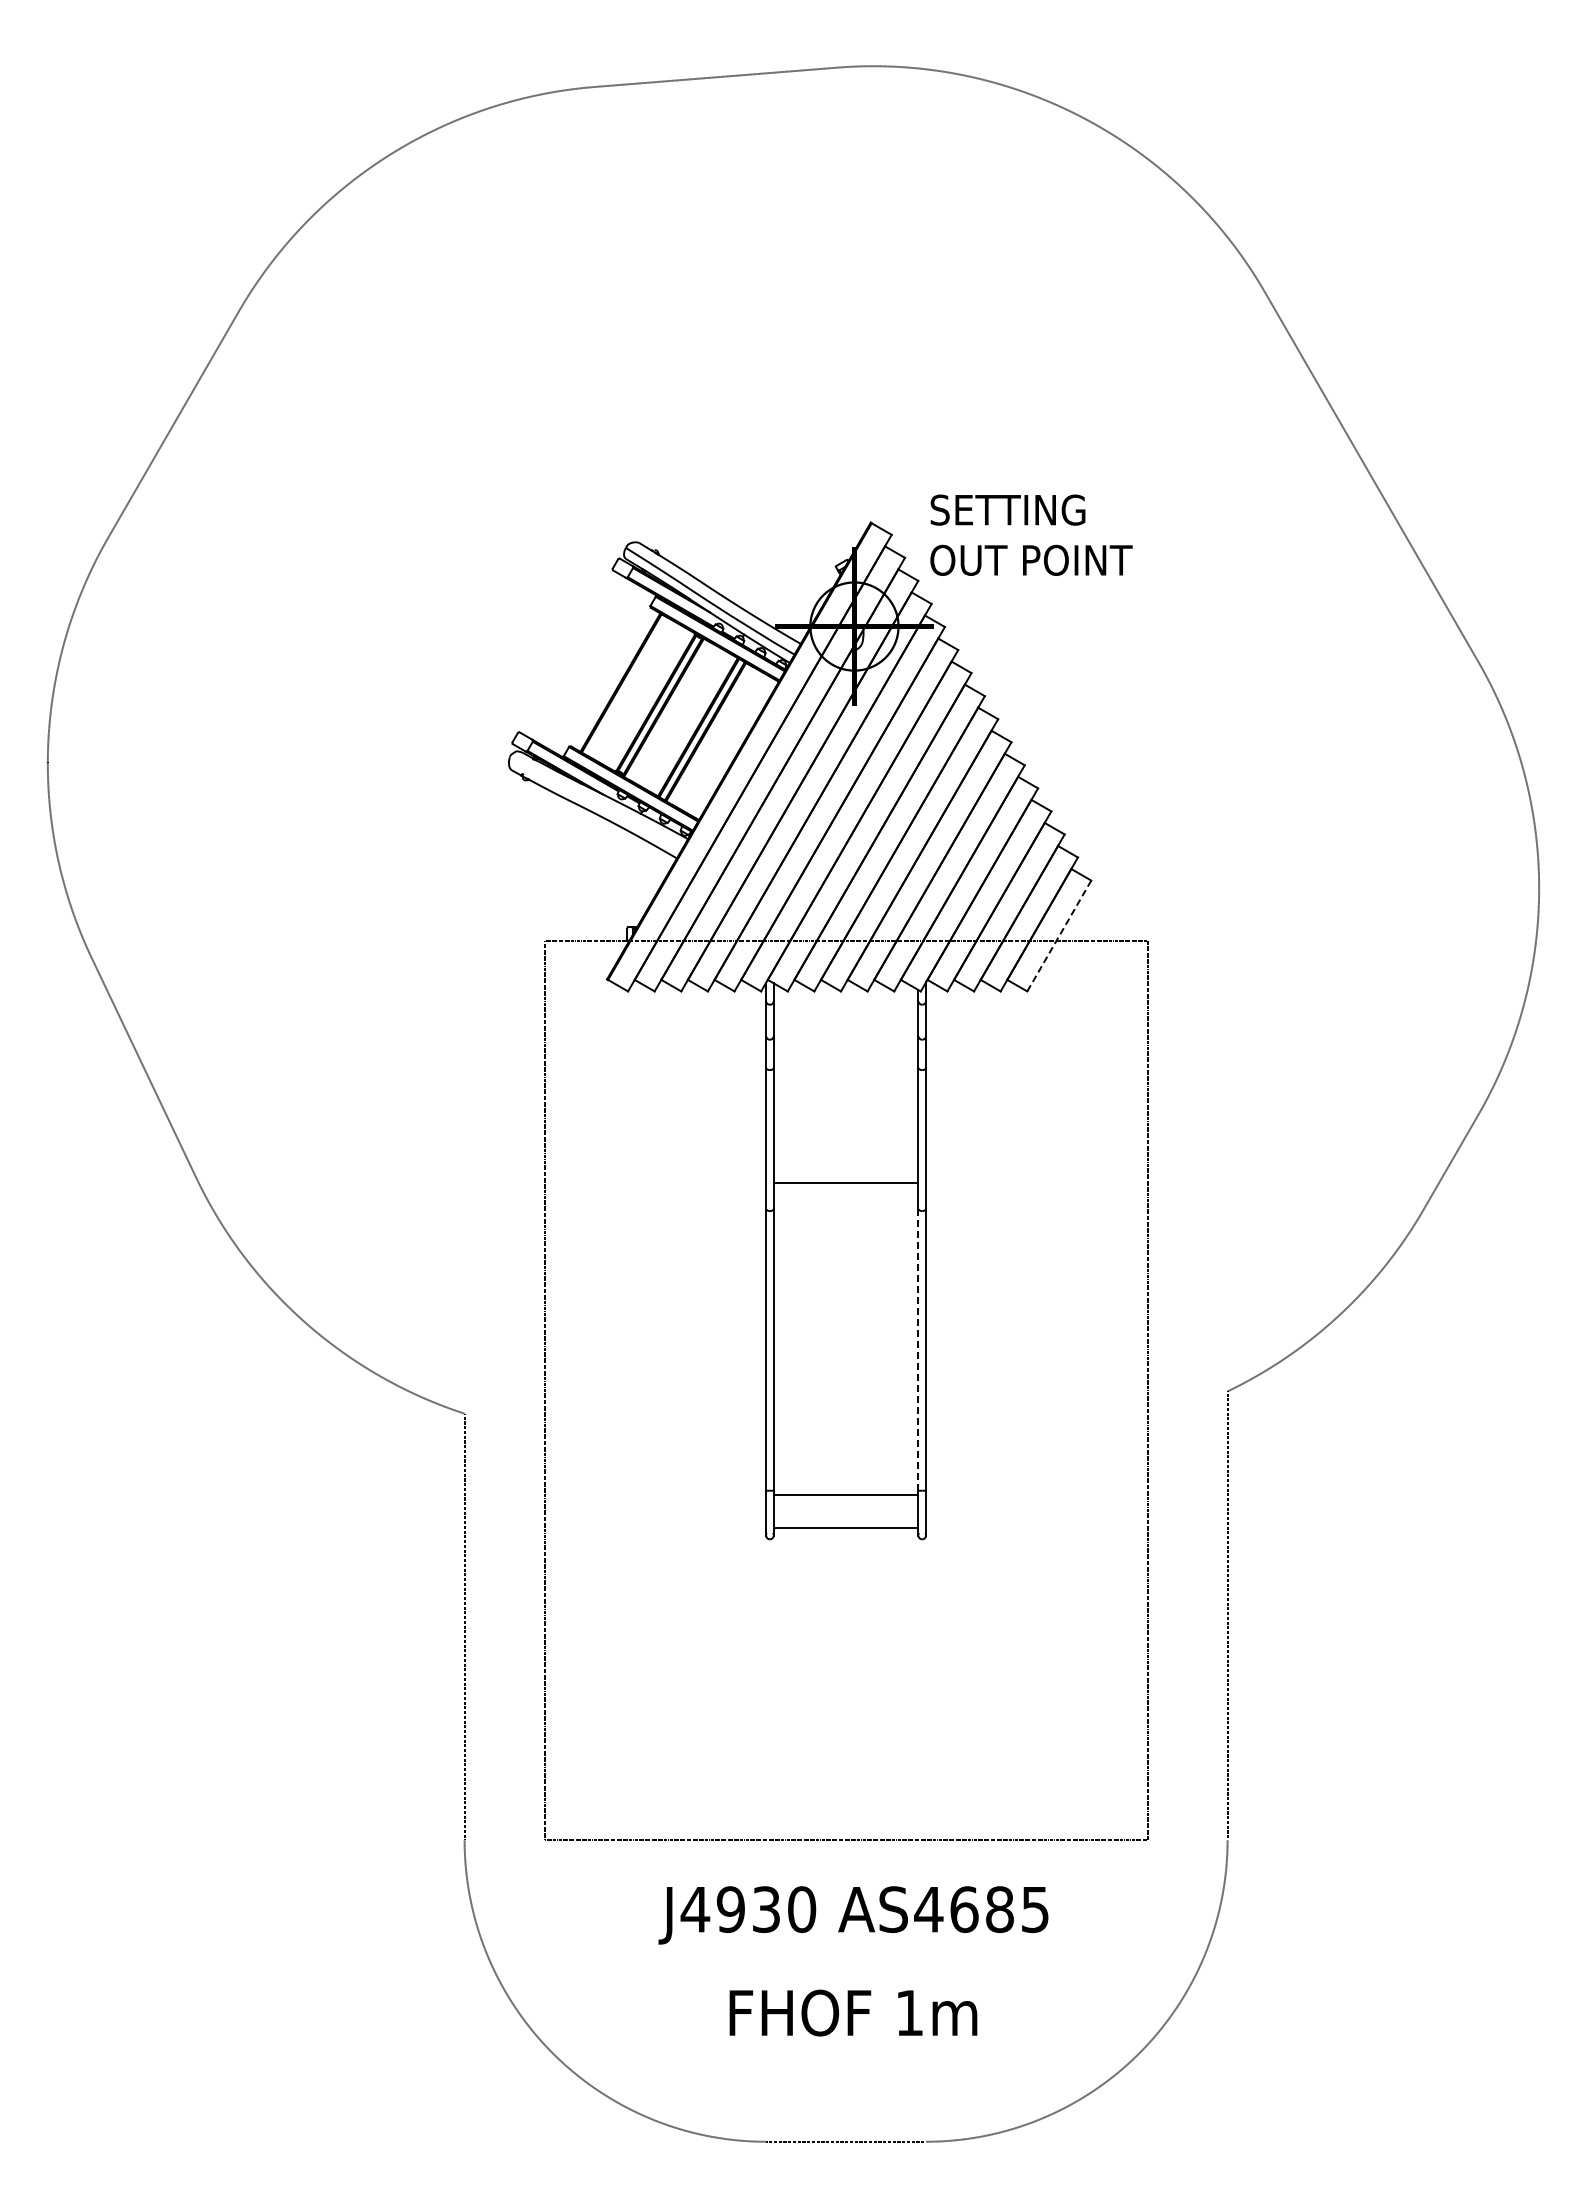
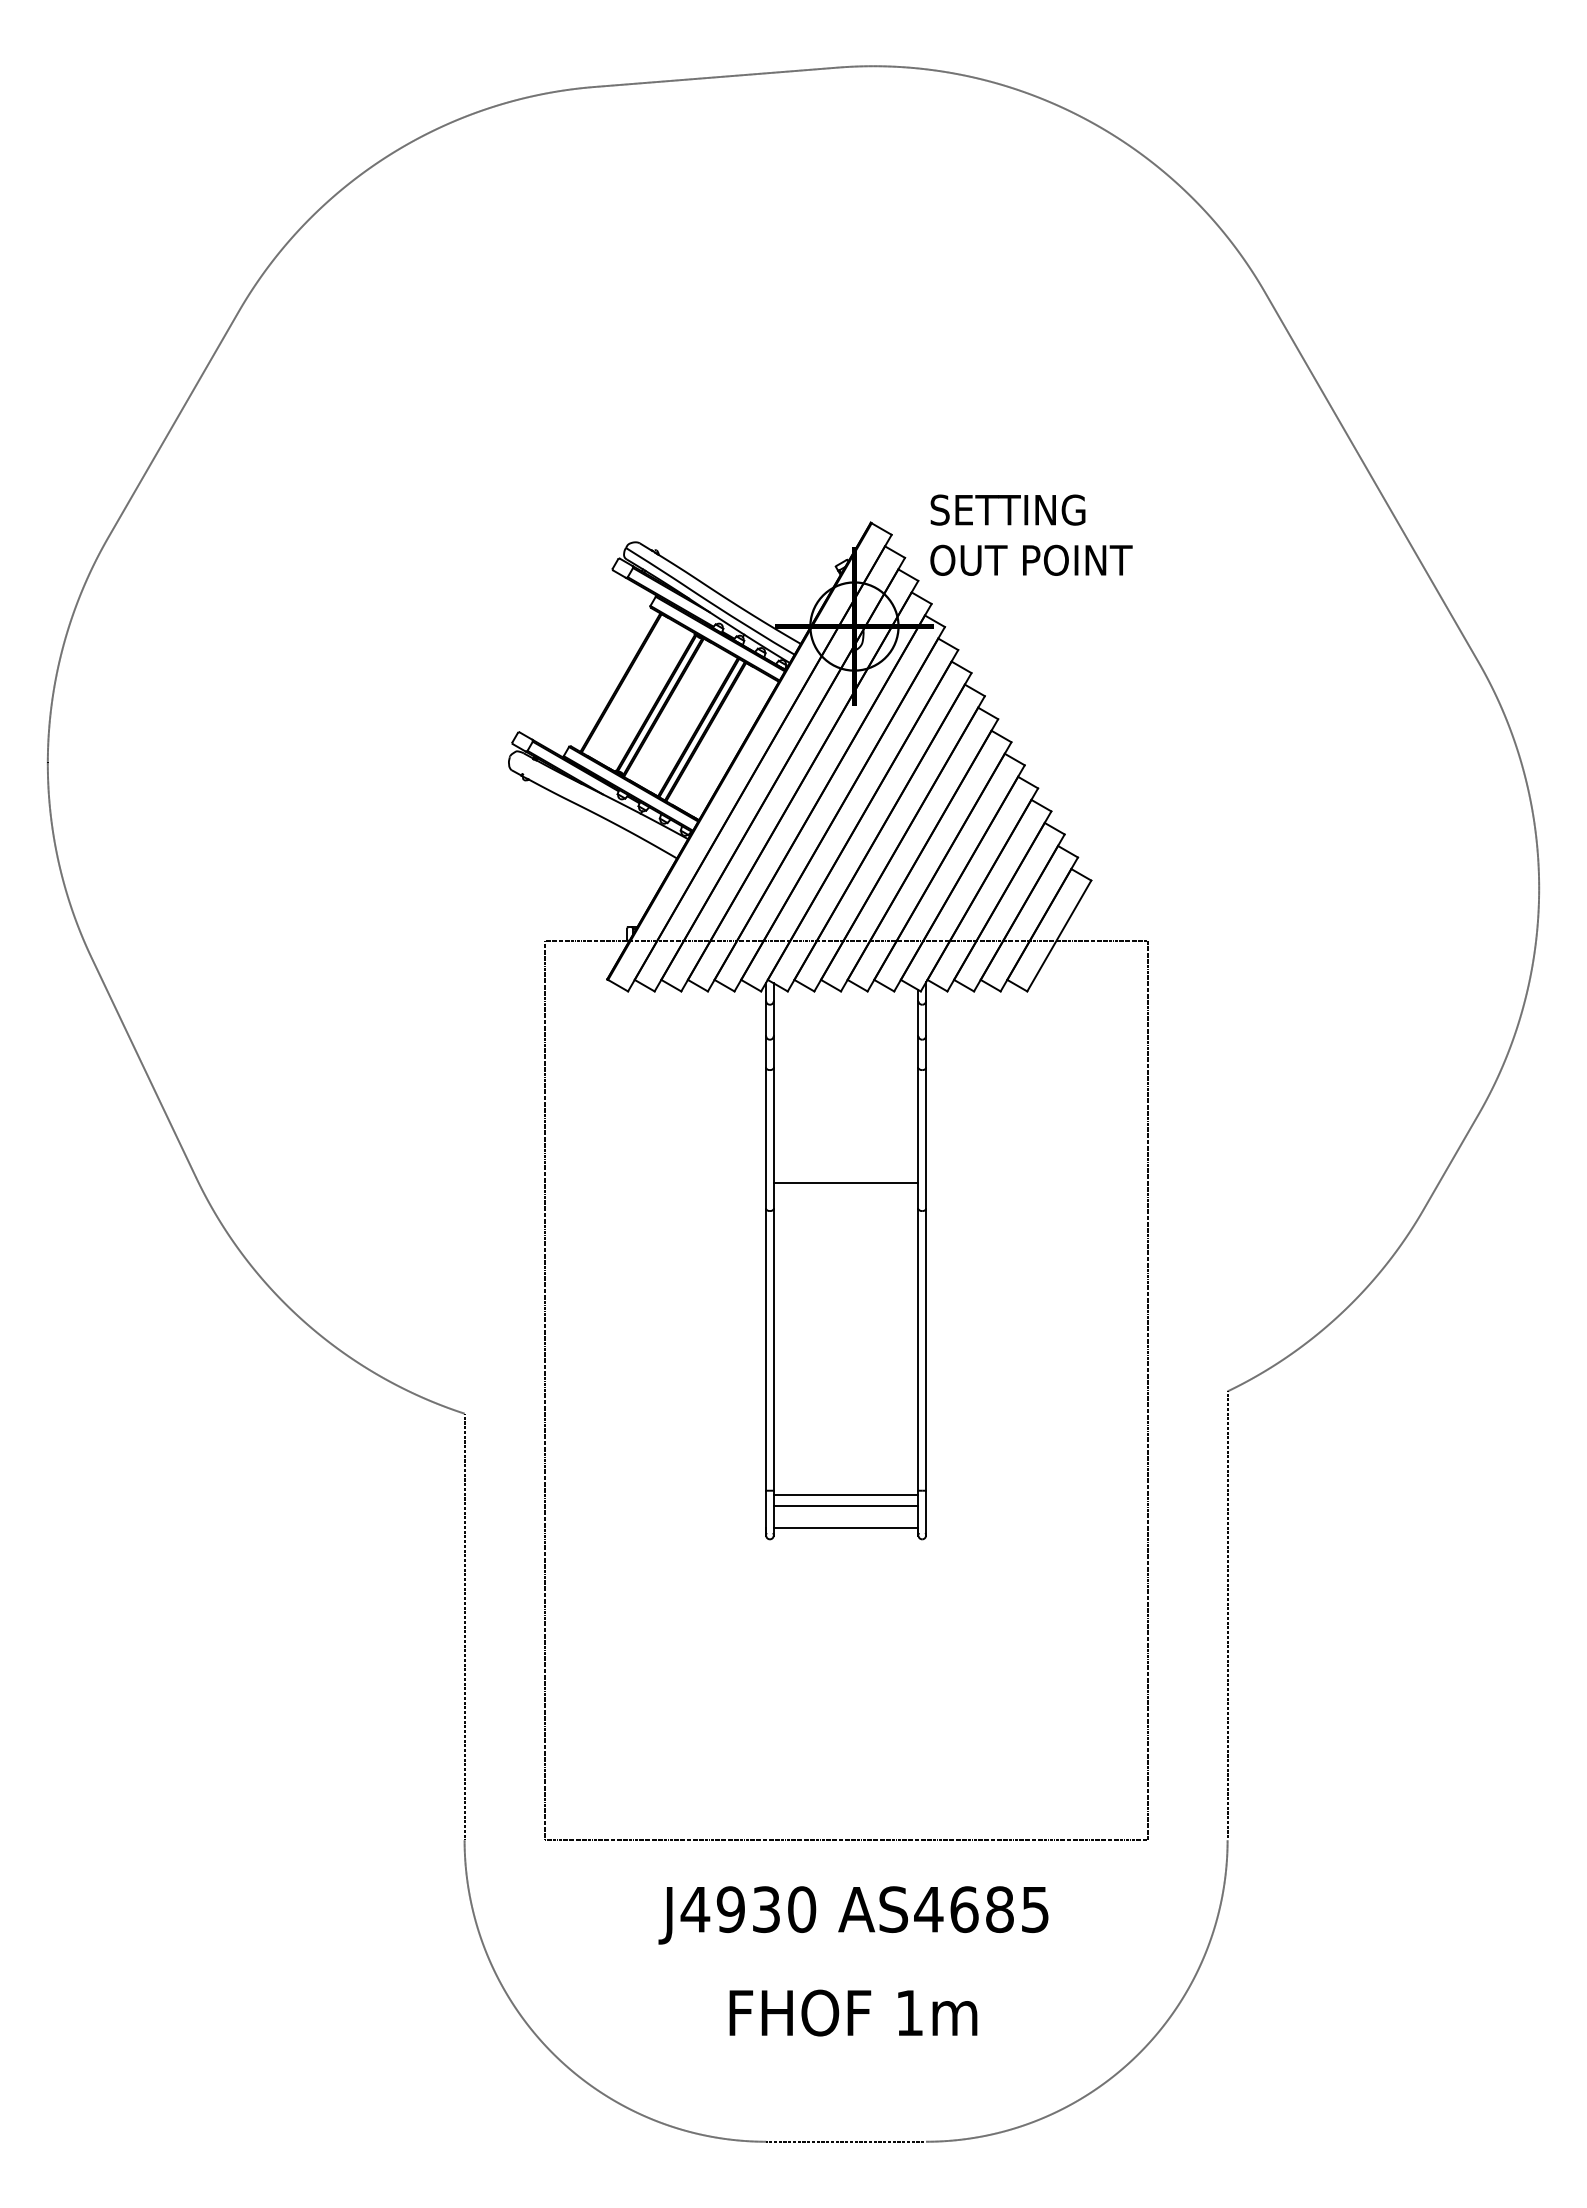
line: dashed -> solid (1059, 935)
line: dashed -> solid (918, 1349)
line: none -> present (845, 1505)
